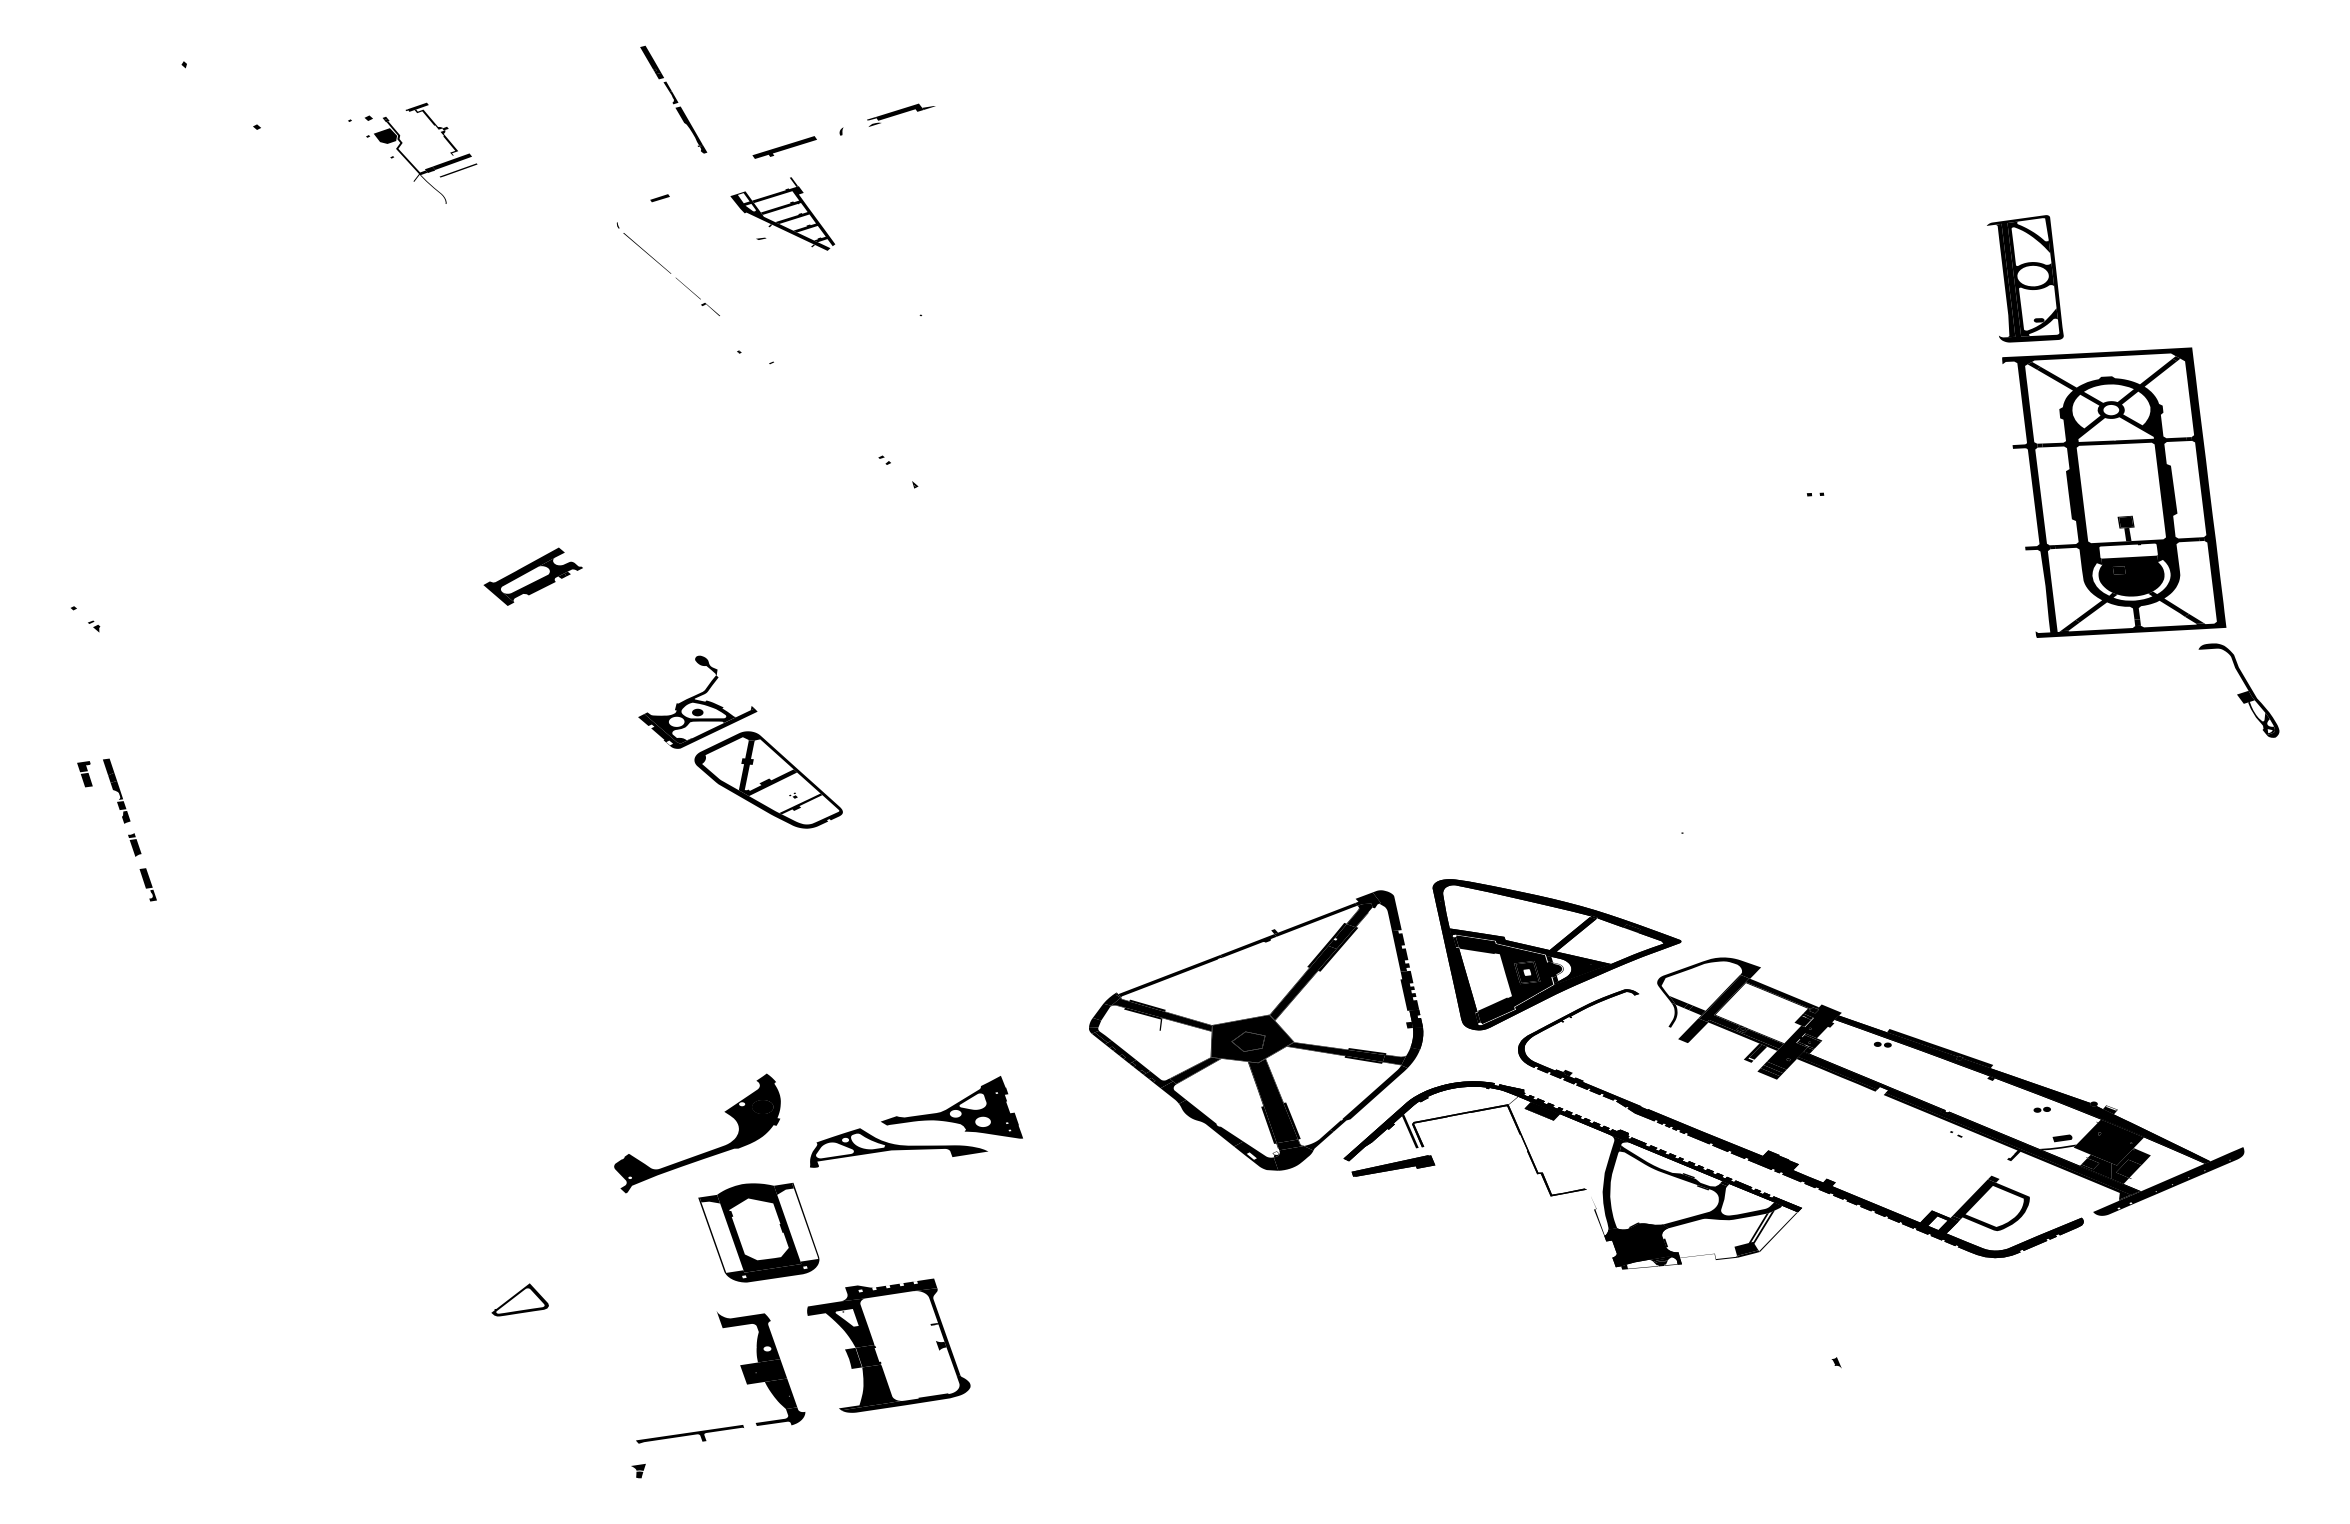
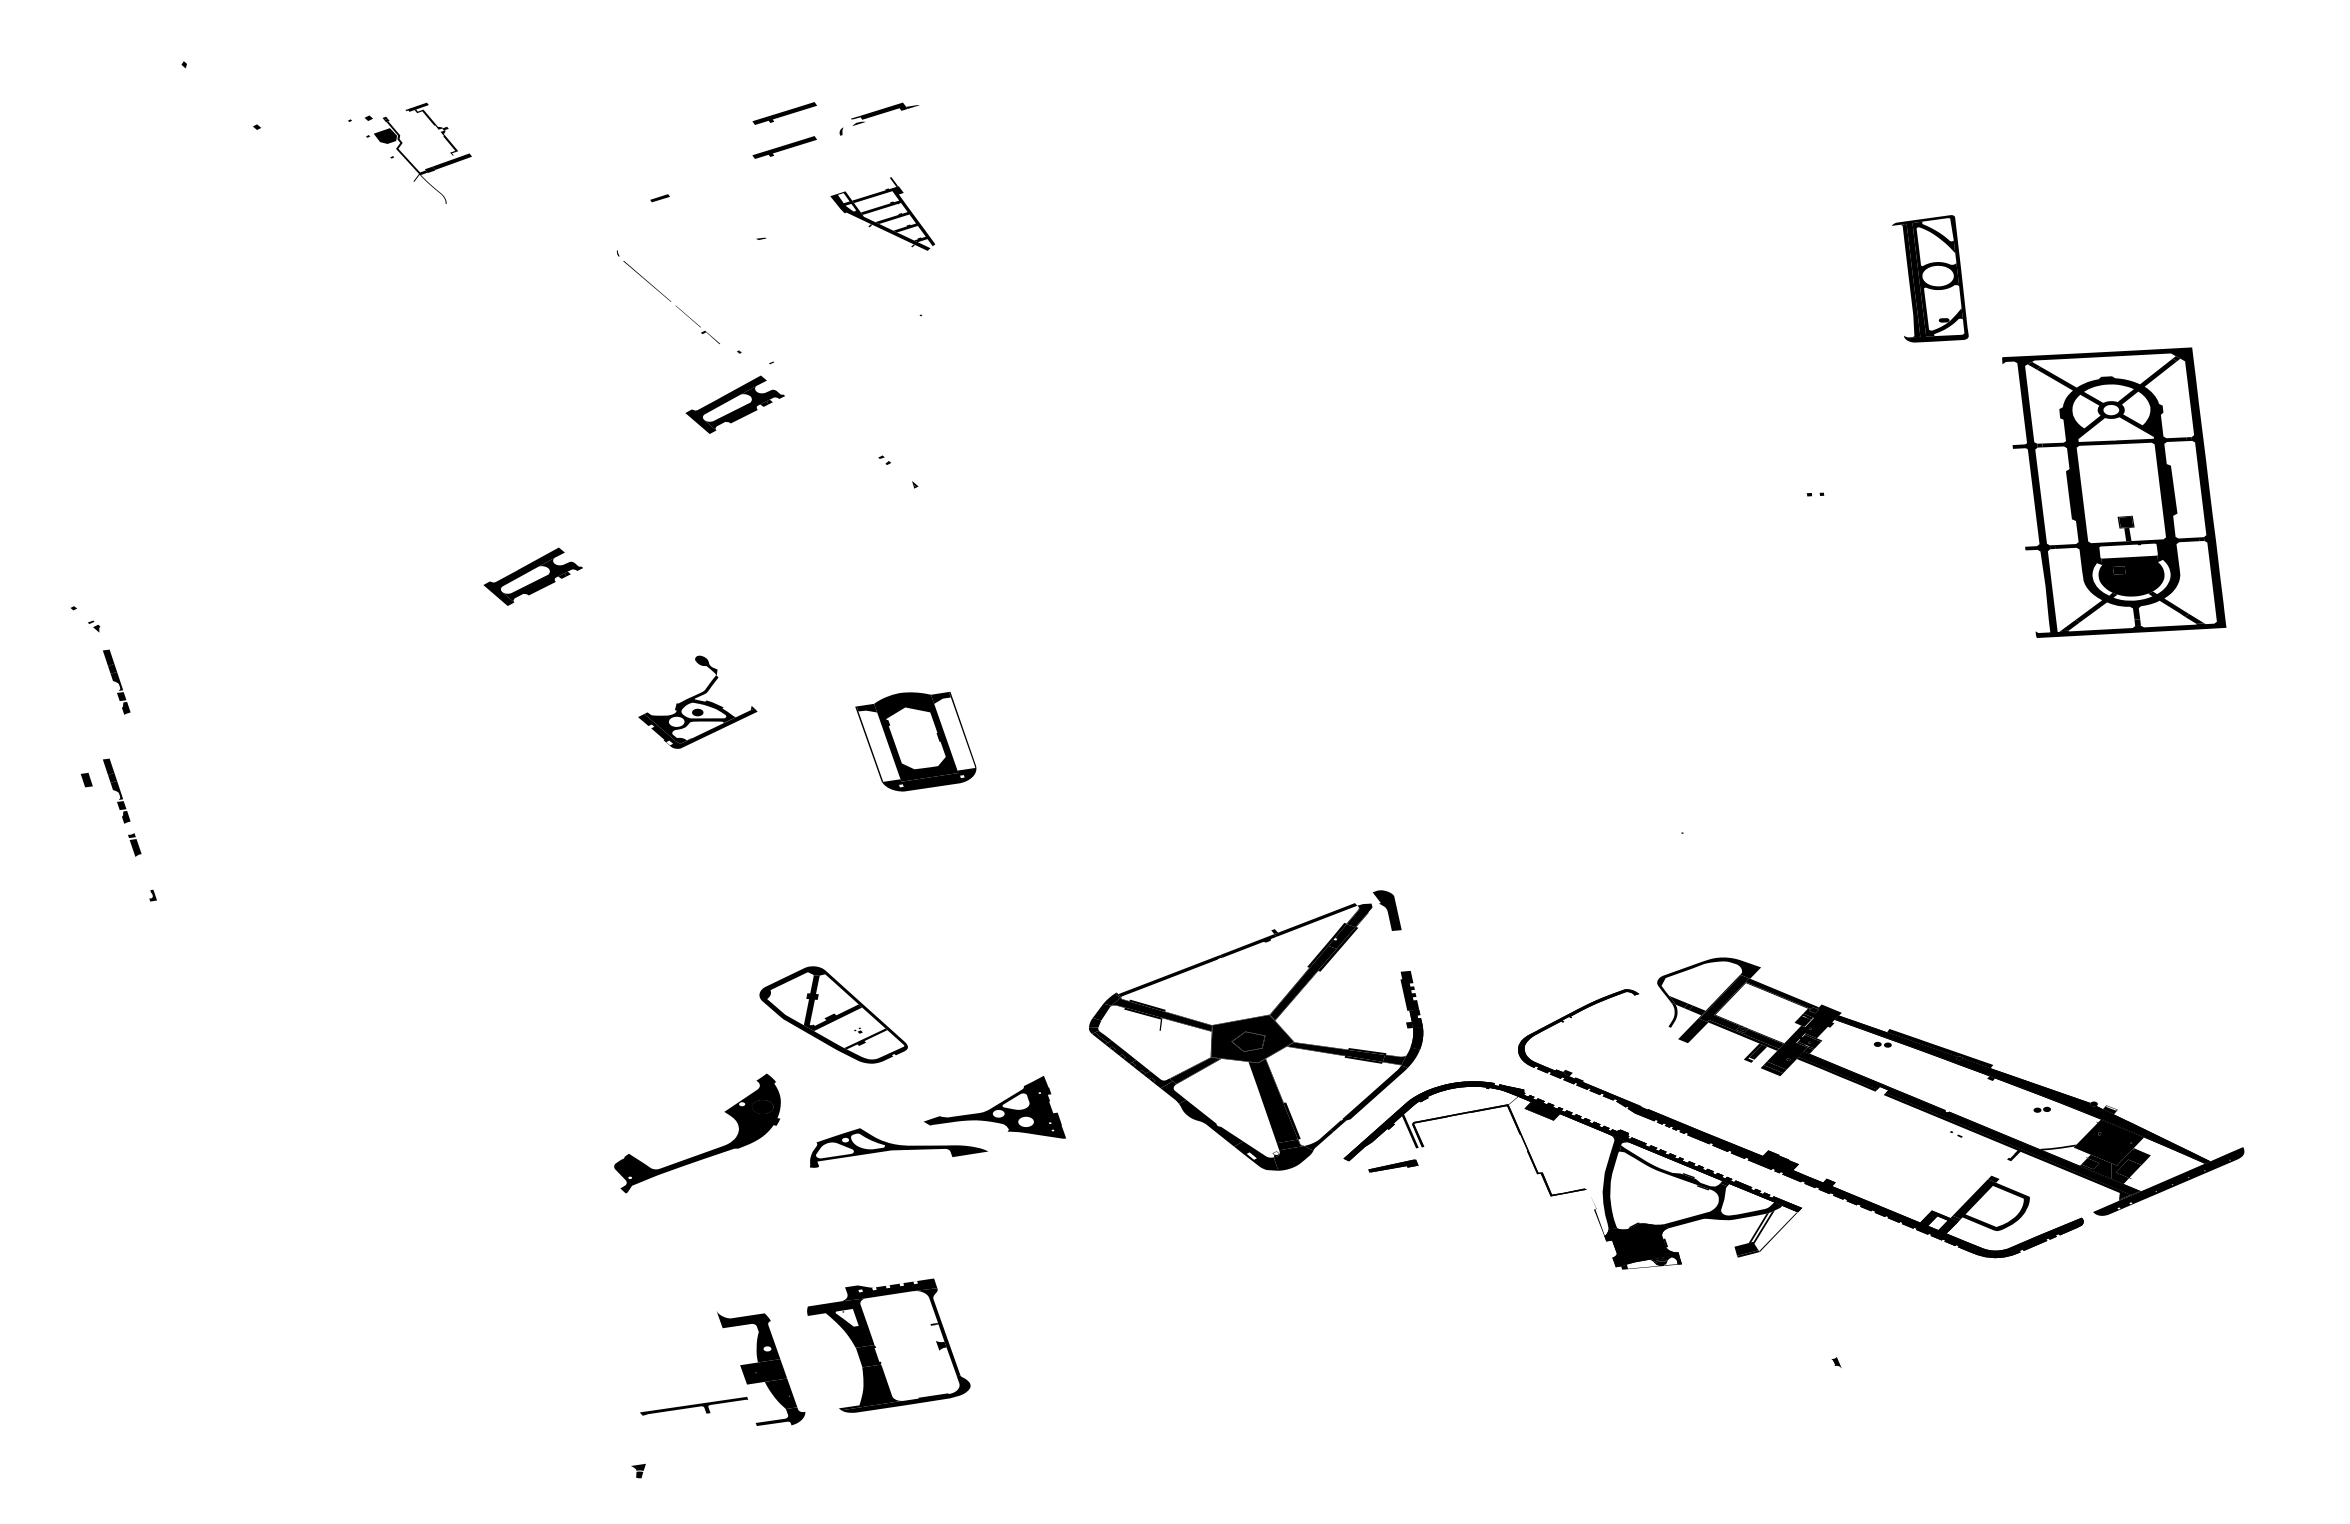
part: present -> none (673, 99)
part: none -> present (784, 113)
part position: (901, 114) -> (885, 113) (885, 113)
line: present -> none (458, 170)
part position: (782, 213) -> (882, 213) (882, 213)
part position: (667, 268) -> (667, 296) (667, 296)
part position: (2025, 278) -> (1930, 278) (1930, 278)
part: none -> present (734, 404)
part: none -> present (116, 681)
part: present -> none (2238, 690)
fill: present -> none (83, 766)
part position: (768, 779) -> (833, 1014) (833, 1014)
fill: present -> none (145, 878)
fill: present -> none (1367, 900)
fill: present -> none (1400, 950)
part: present -> none (1556, 954)
fill: present -> none (1768, 1073)
fill: present -> none (1262, 1104)
part position: (951, 1107) -> (994, 1107) (994, 1107)
fill: present -> none (2062, 1138)
part size: 85x22 px -> 51x14 px (1393, 1165)
part position: (758, 1232) -> (915, 741) (915, 741)
fill: present -> none (1708, 1256)
part: present -> none (519, 1299)
fill: present -> none (853, 1357)
part position: (689, 1434) -> (693, 1406) (693, 1406)
